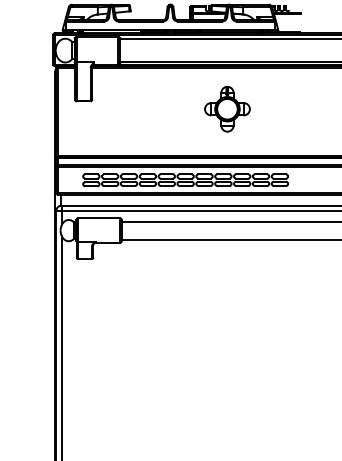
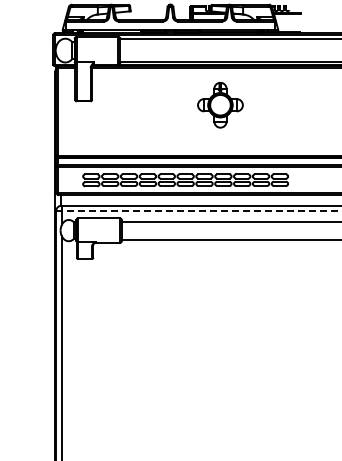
part position: (227, 109) -> (220, 105) (220, 105)
line: solid -> dashed (198, 211)
